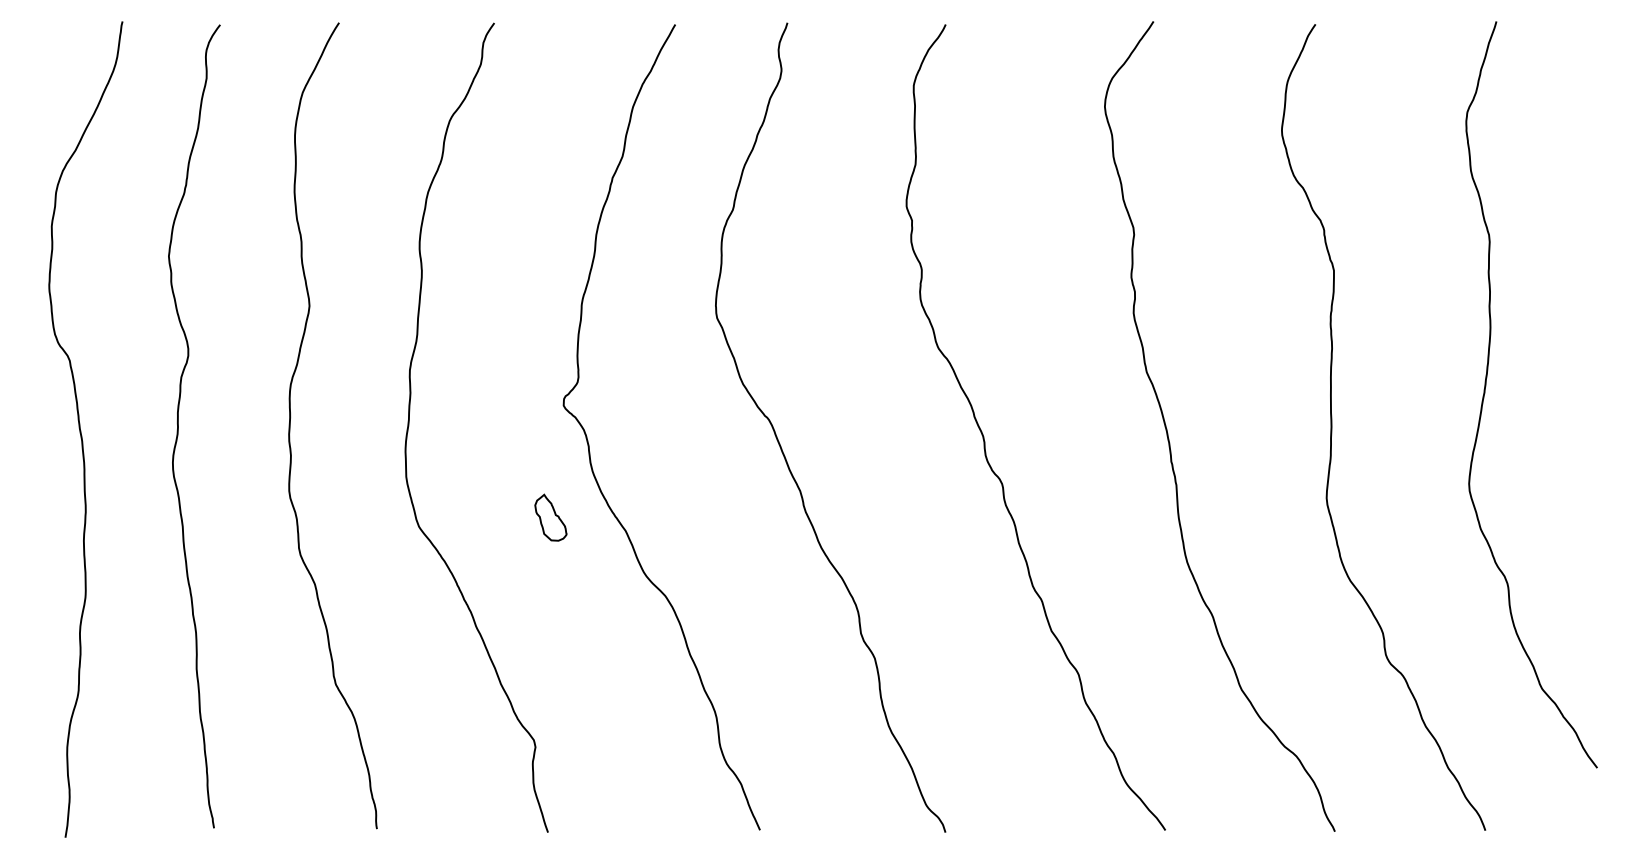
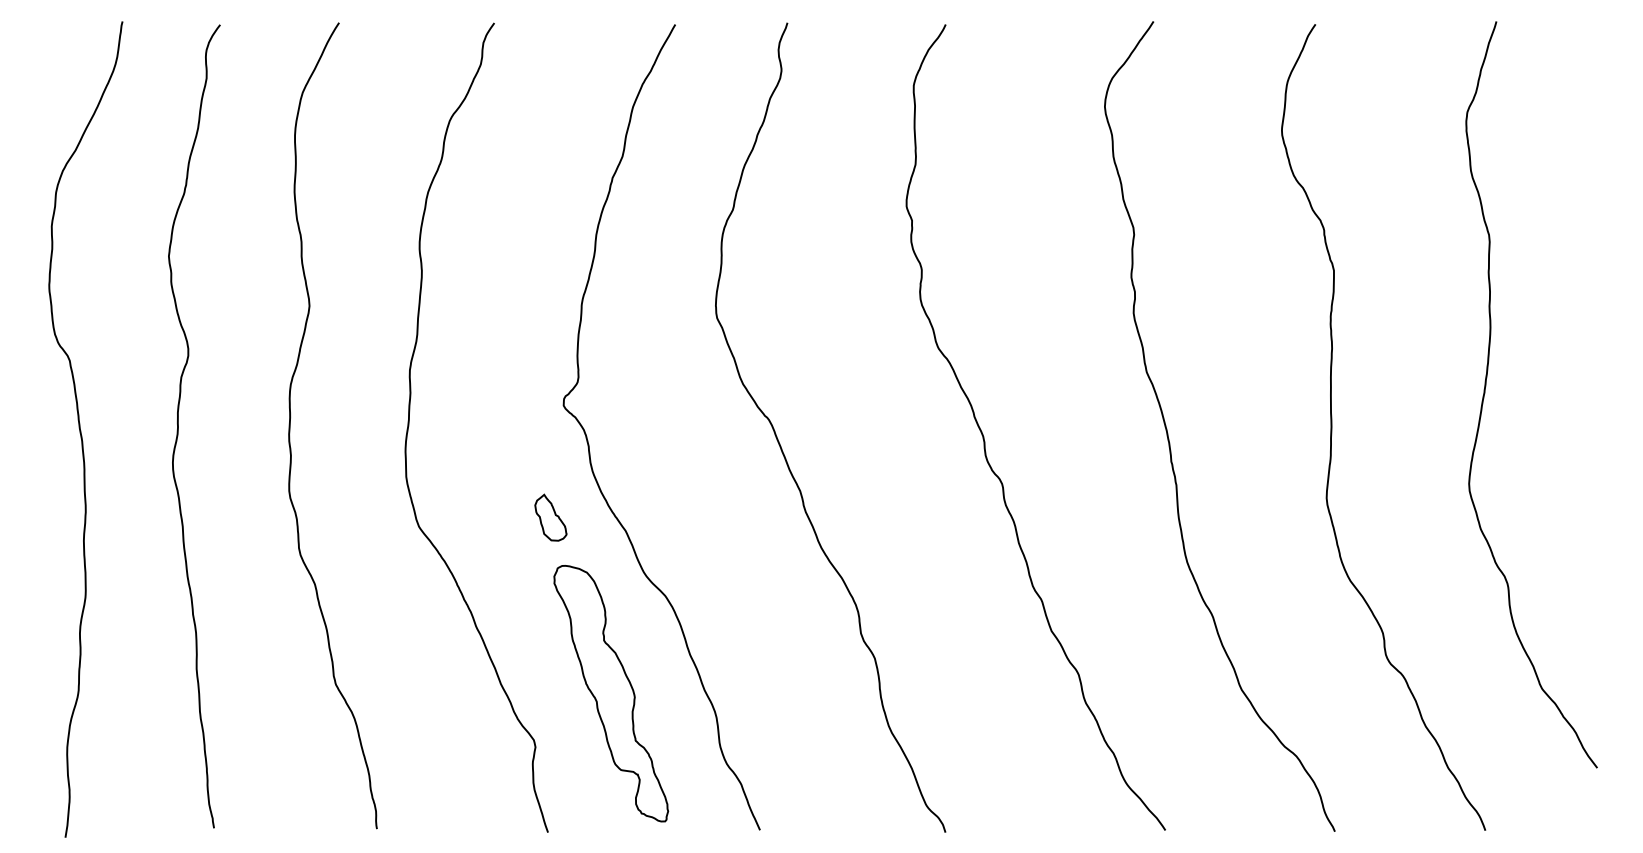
part: none -> present (611, 693)
